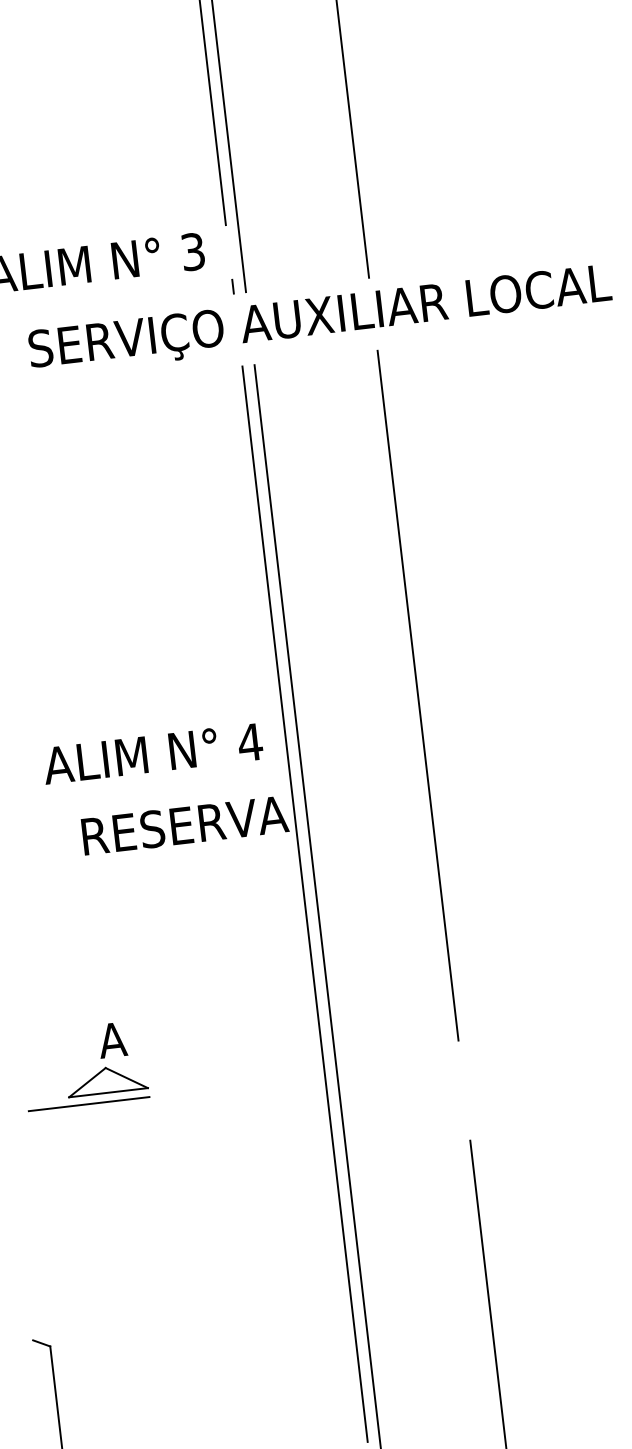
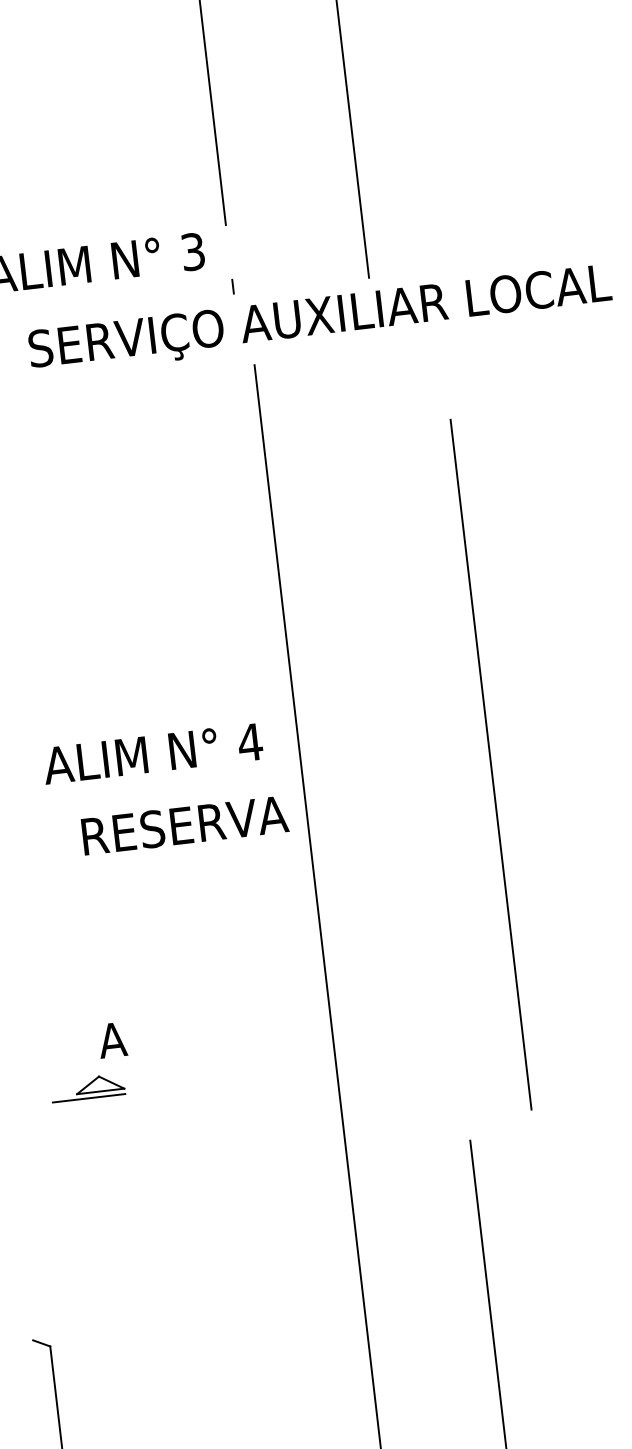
line: present -> none (229, 147)
line position: (417, 695) -> (490, 764) (490, 764)
line: present -> none (304, 903)
part size: 124x47 px -> 75x29 px (89, 1089)
